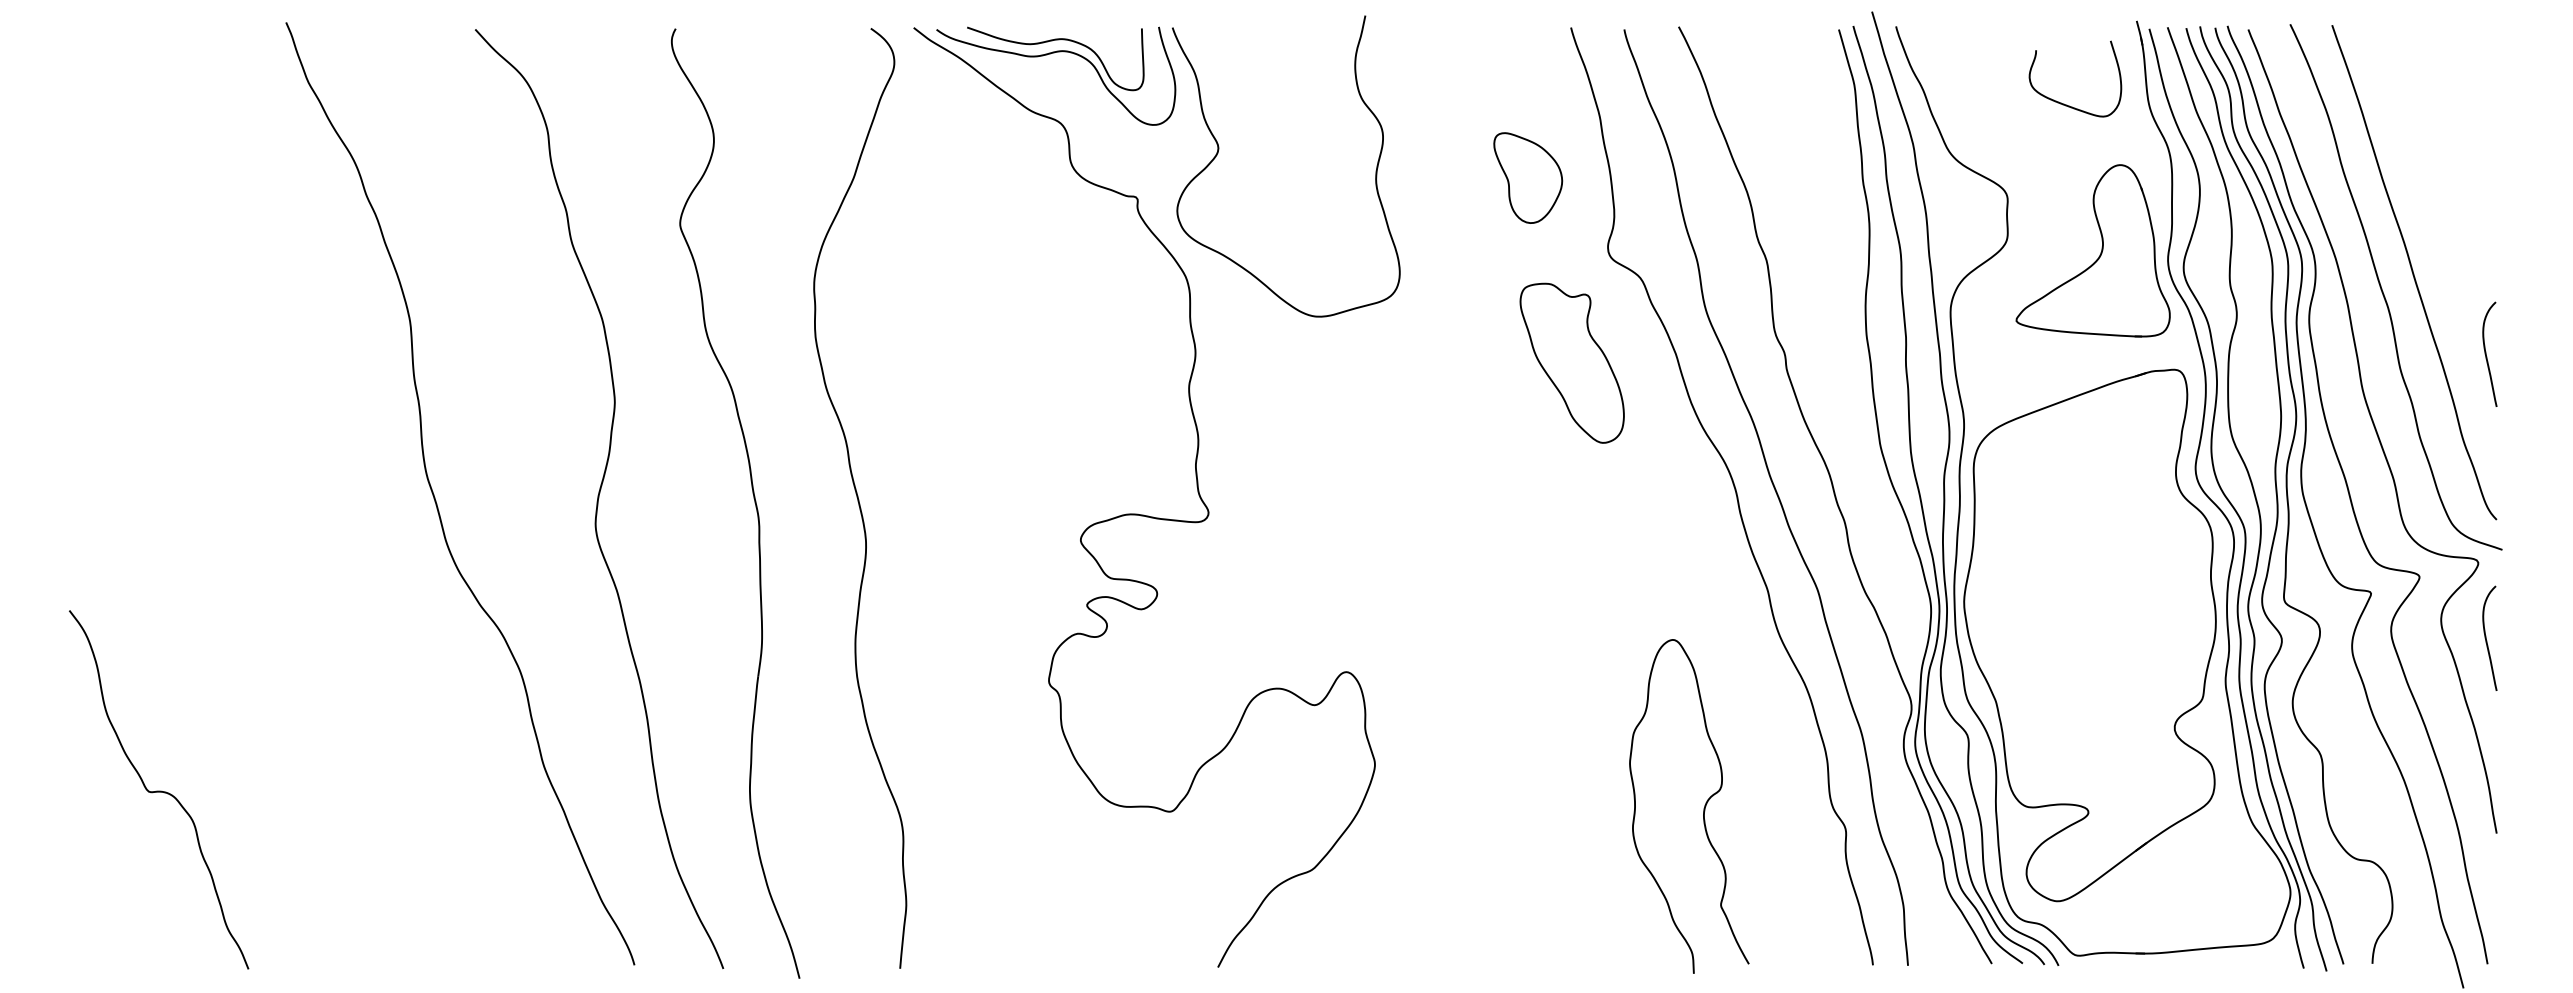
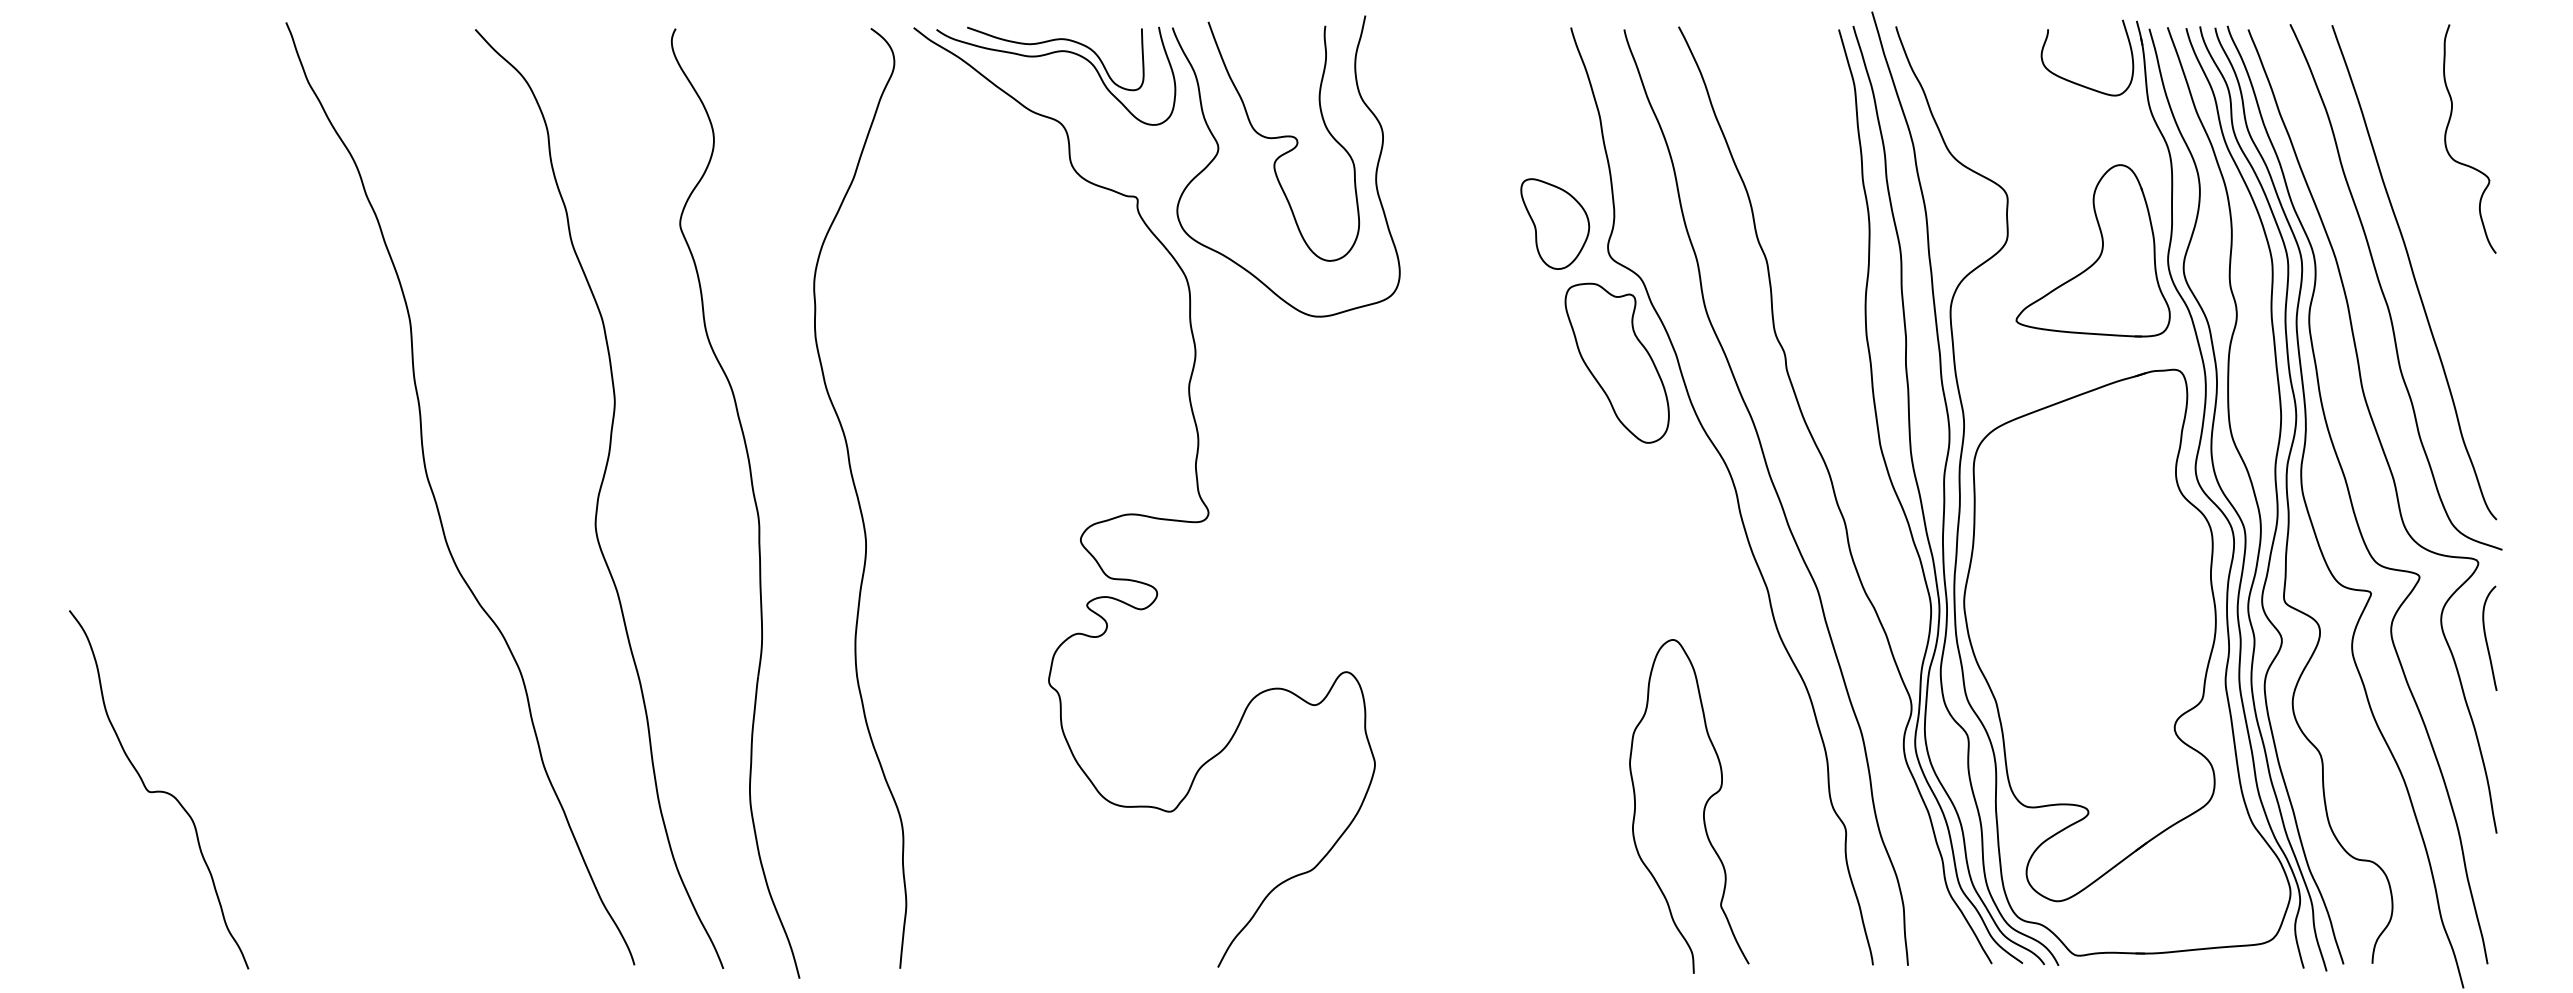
curve position: (2064, 103) -> (2076, 82) (2076, 82)
curve: none -> present (1283, 137)
curve: none -> present (2446, 138)
part position: (1528, 177) -> (1555, 223) (1555, 223)
curve: present -> none (2486, 353)
part position: (1571, 362) -> (1616, 362) (1616, 362)
